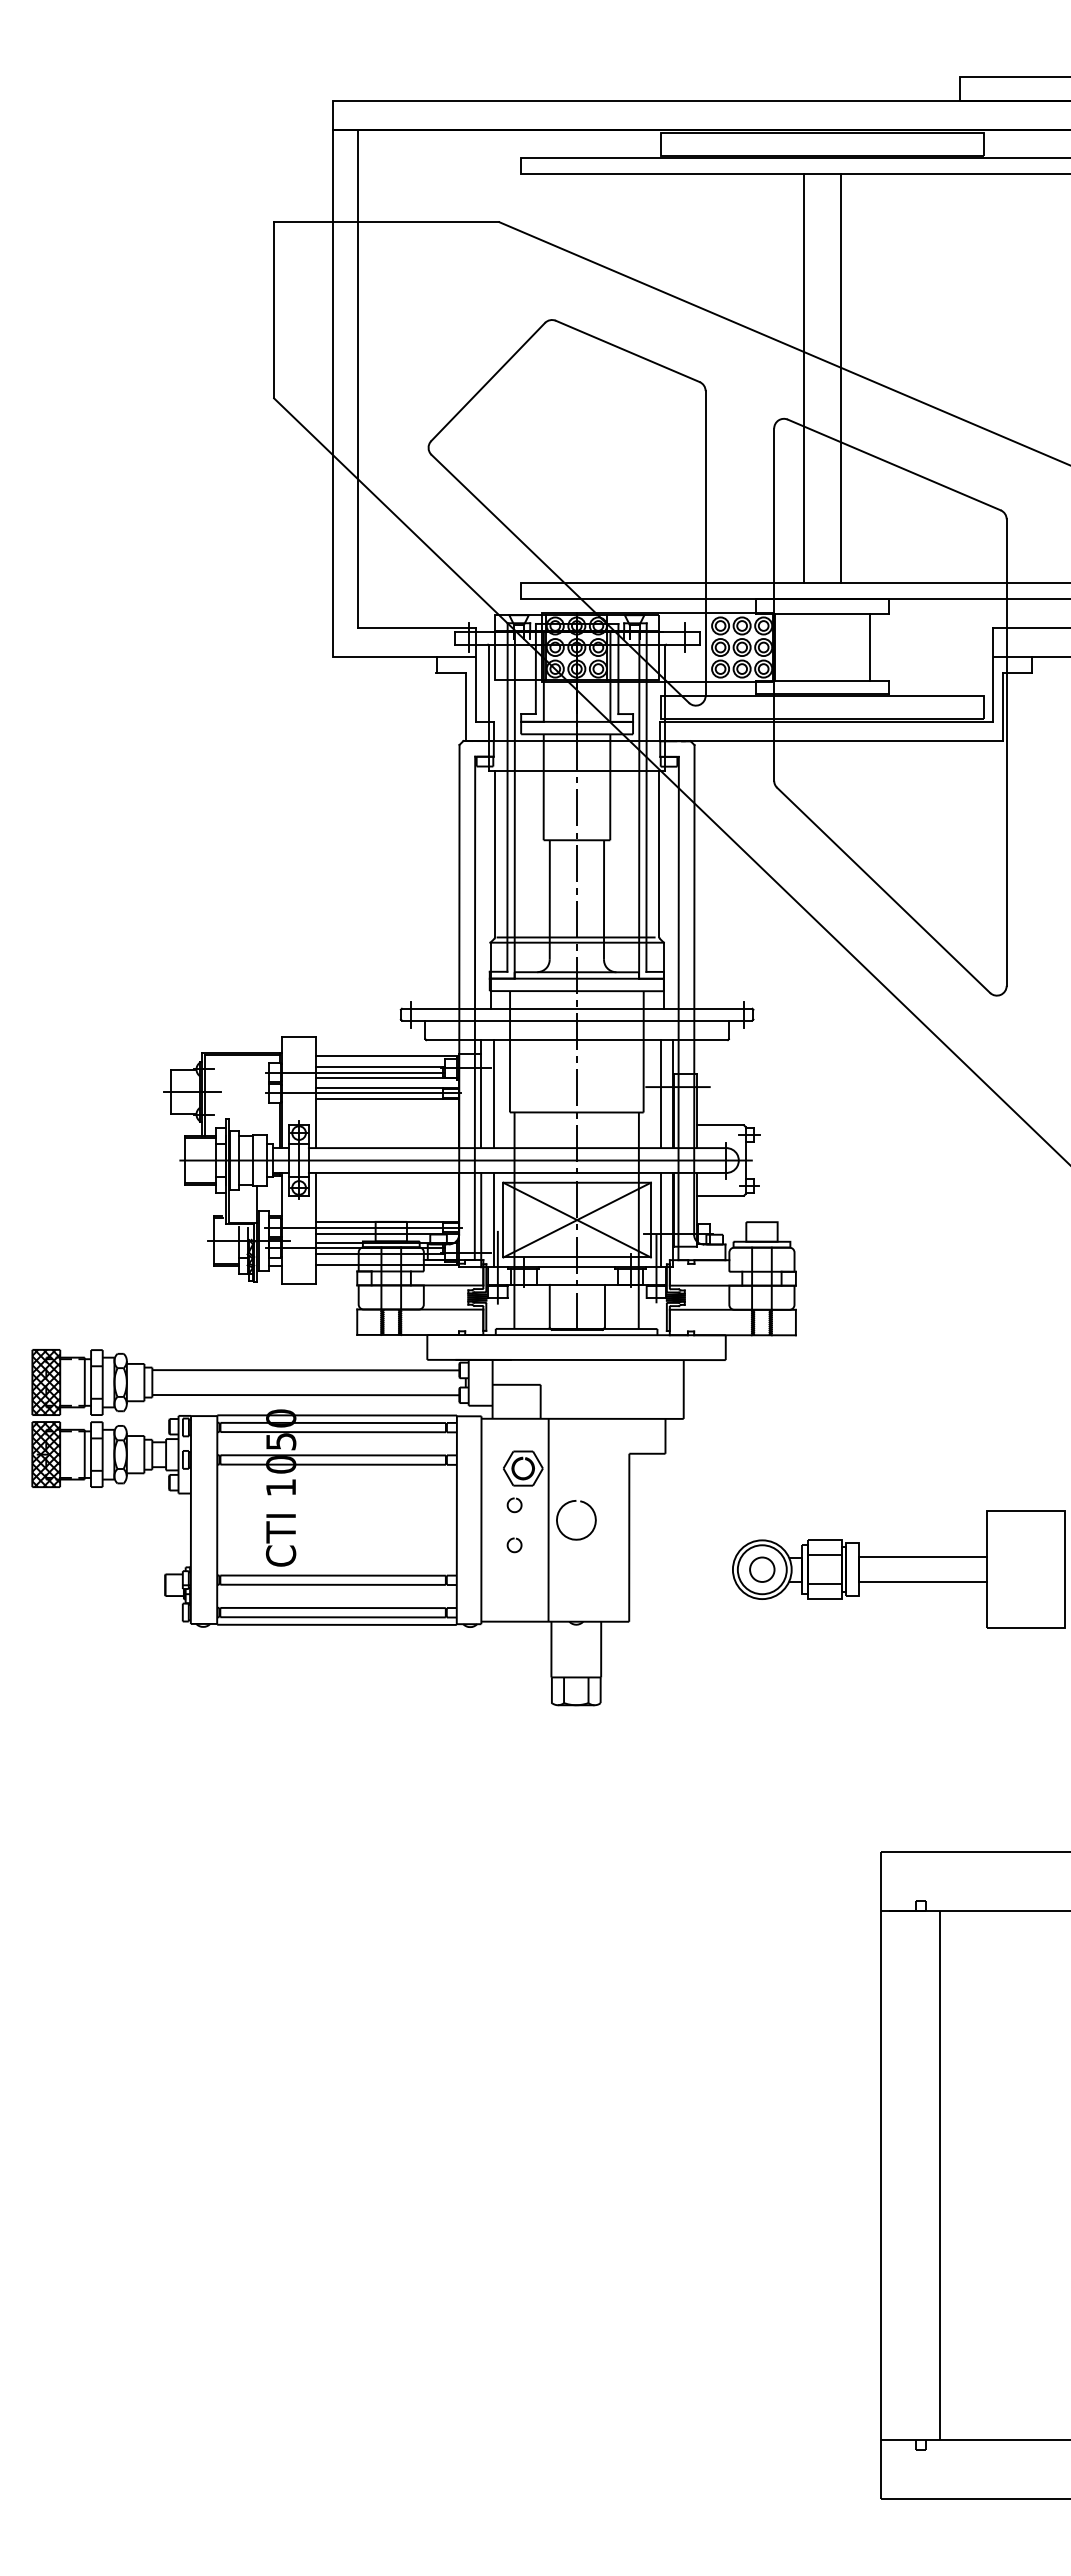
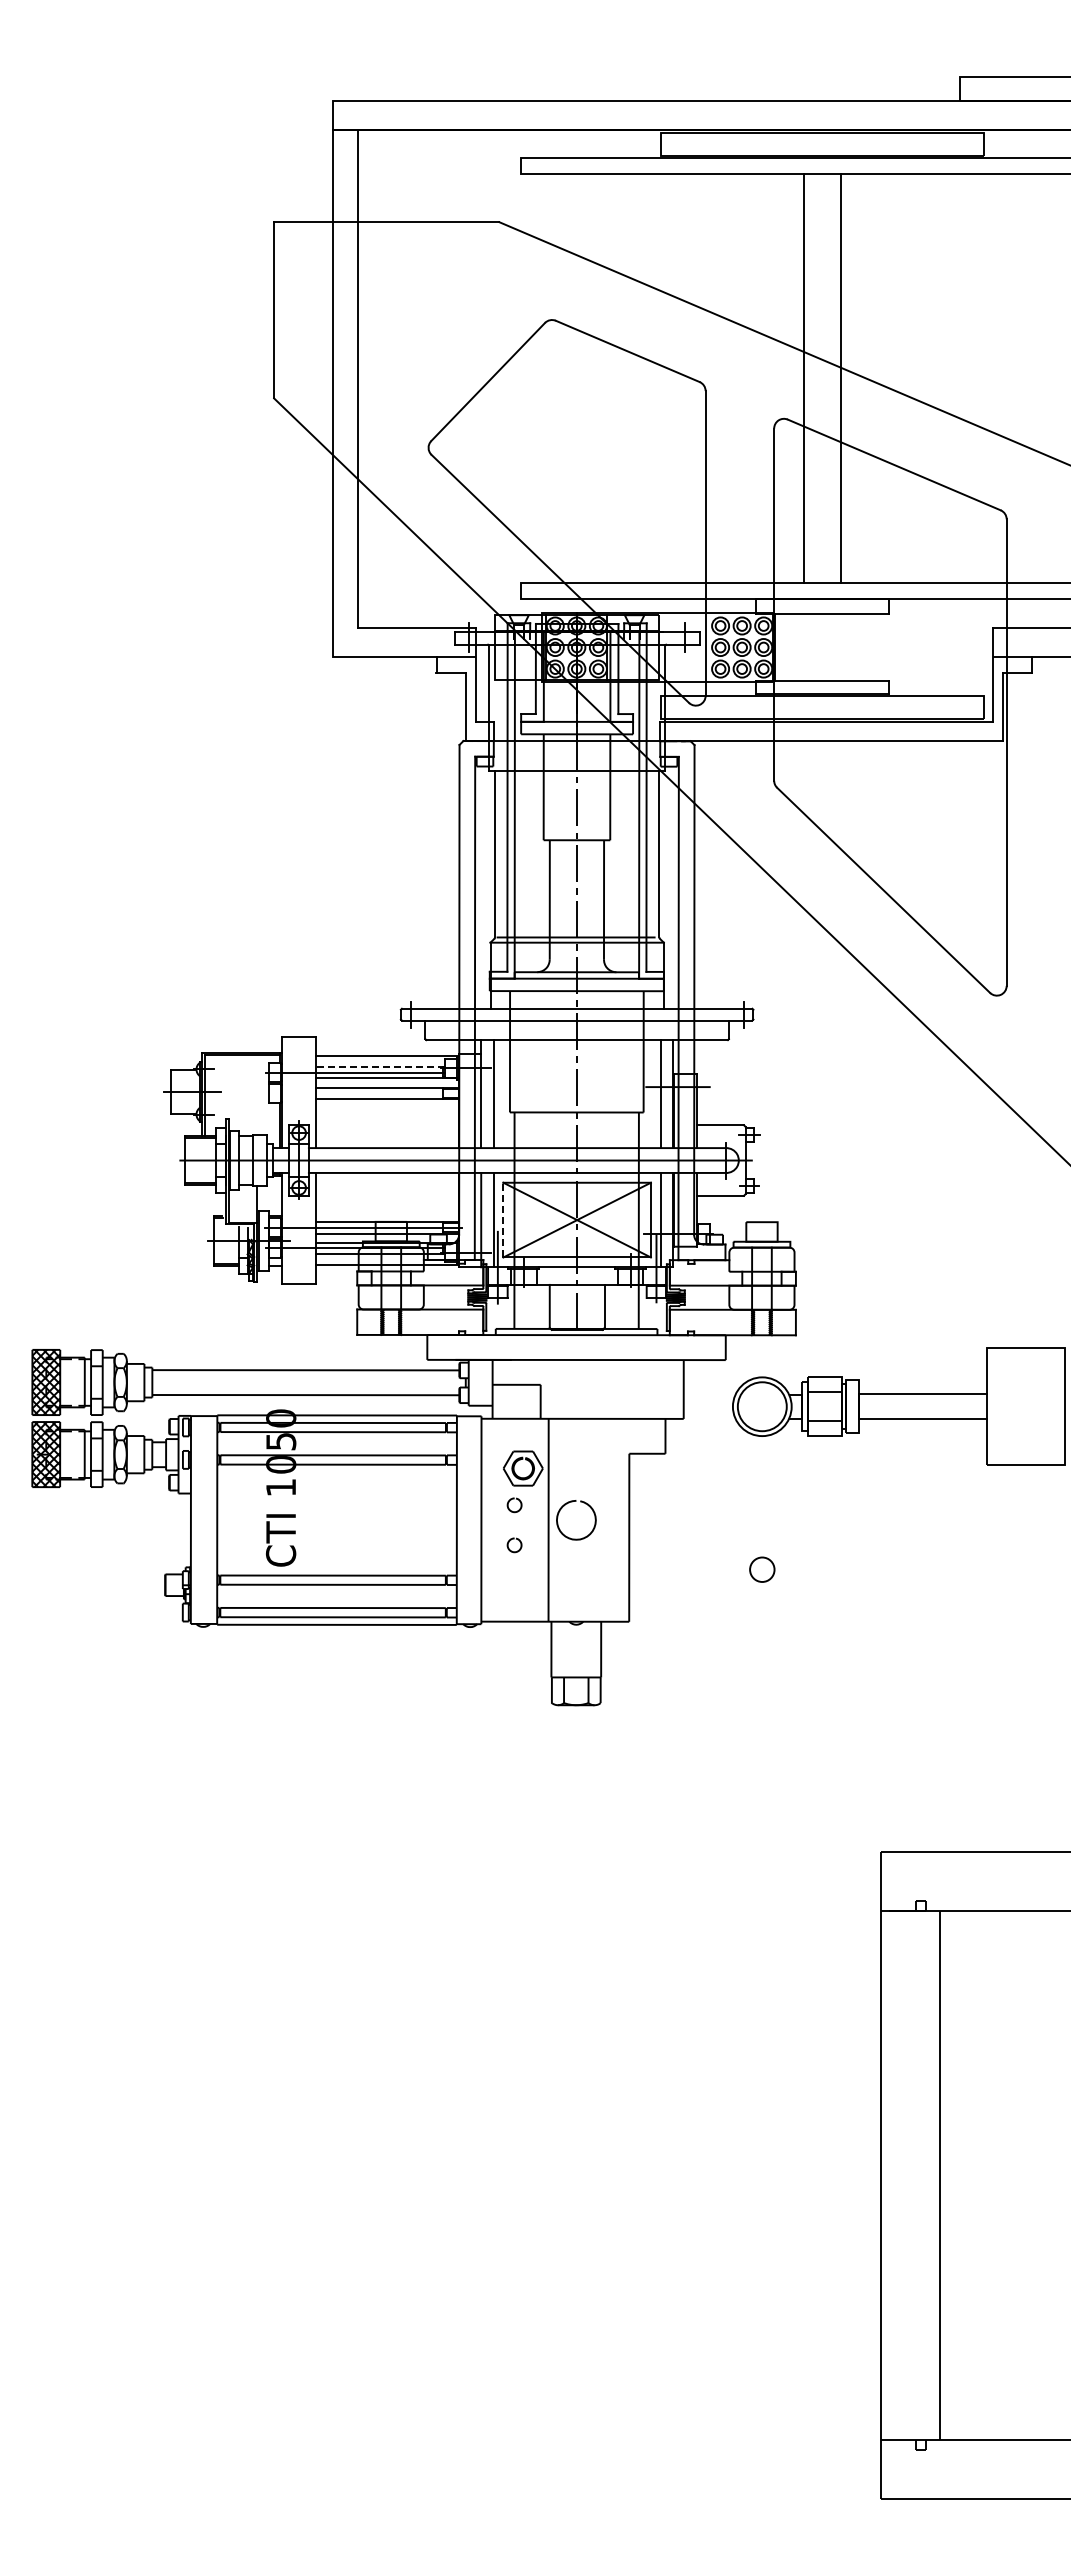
line: present -> none (870, 647)
line: solid -> dashed (380, 1066)
line: present -> none (363, 1093)
line: solid -> dashed (503, 1219)
part position: (898, 1569) -> (898, 1406) (898, 1406)
